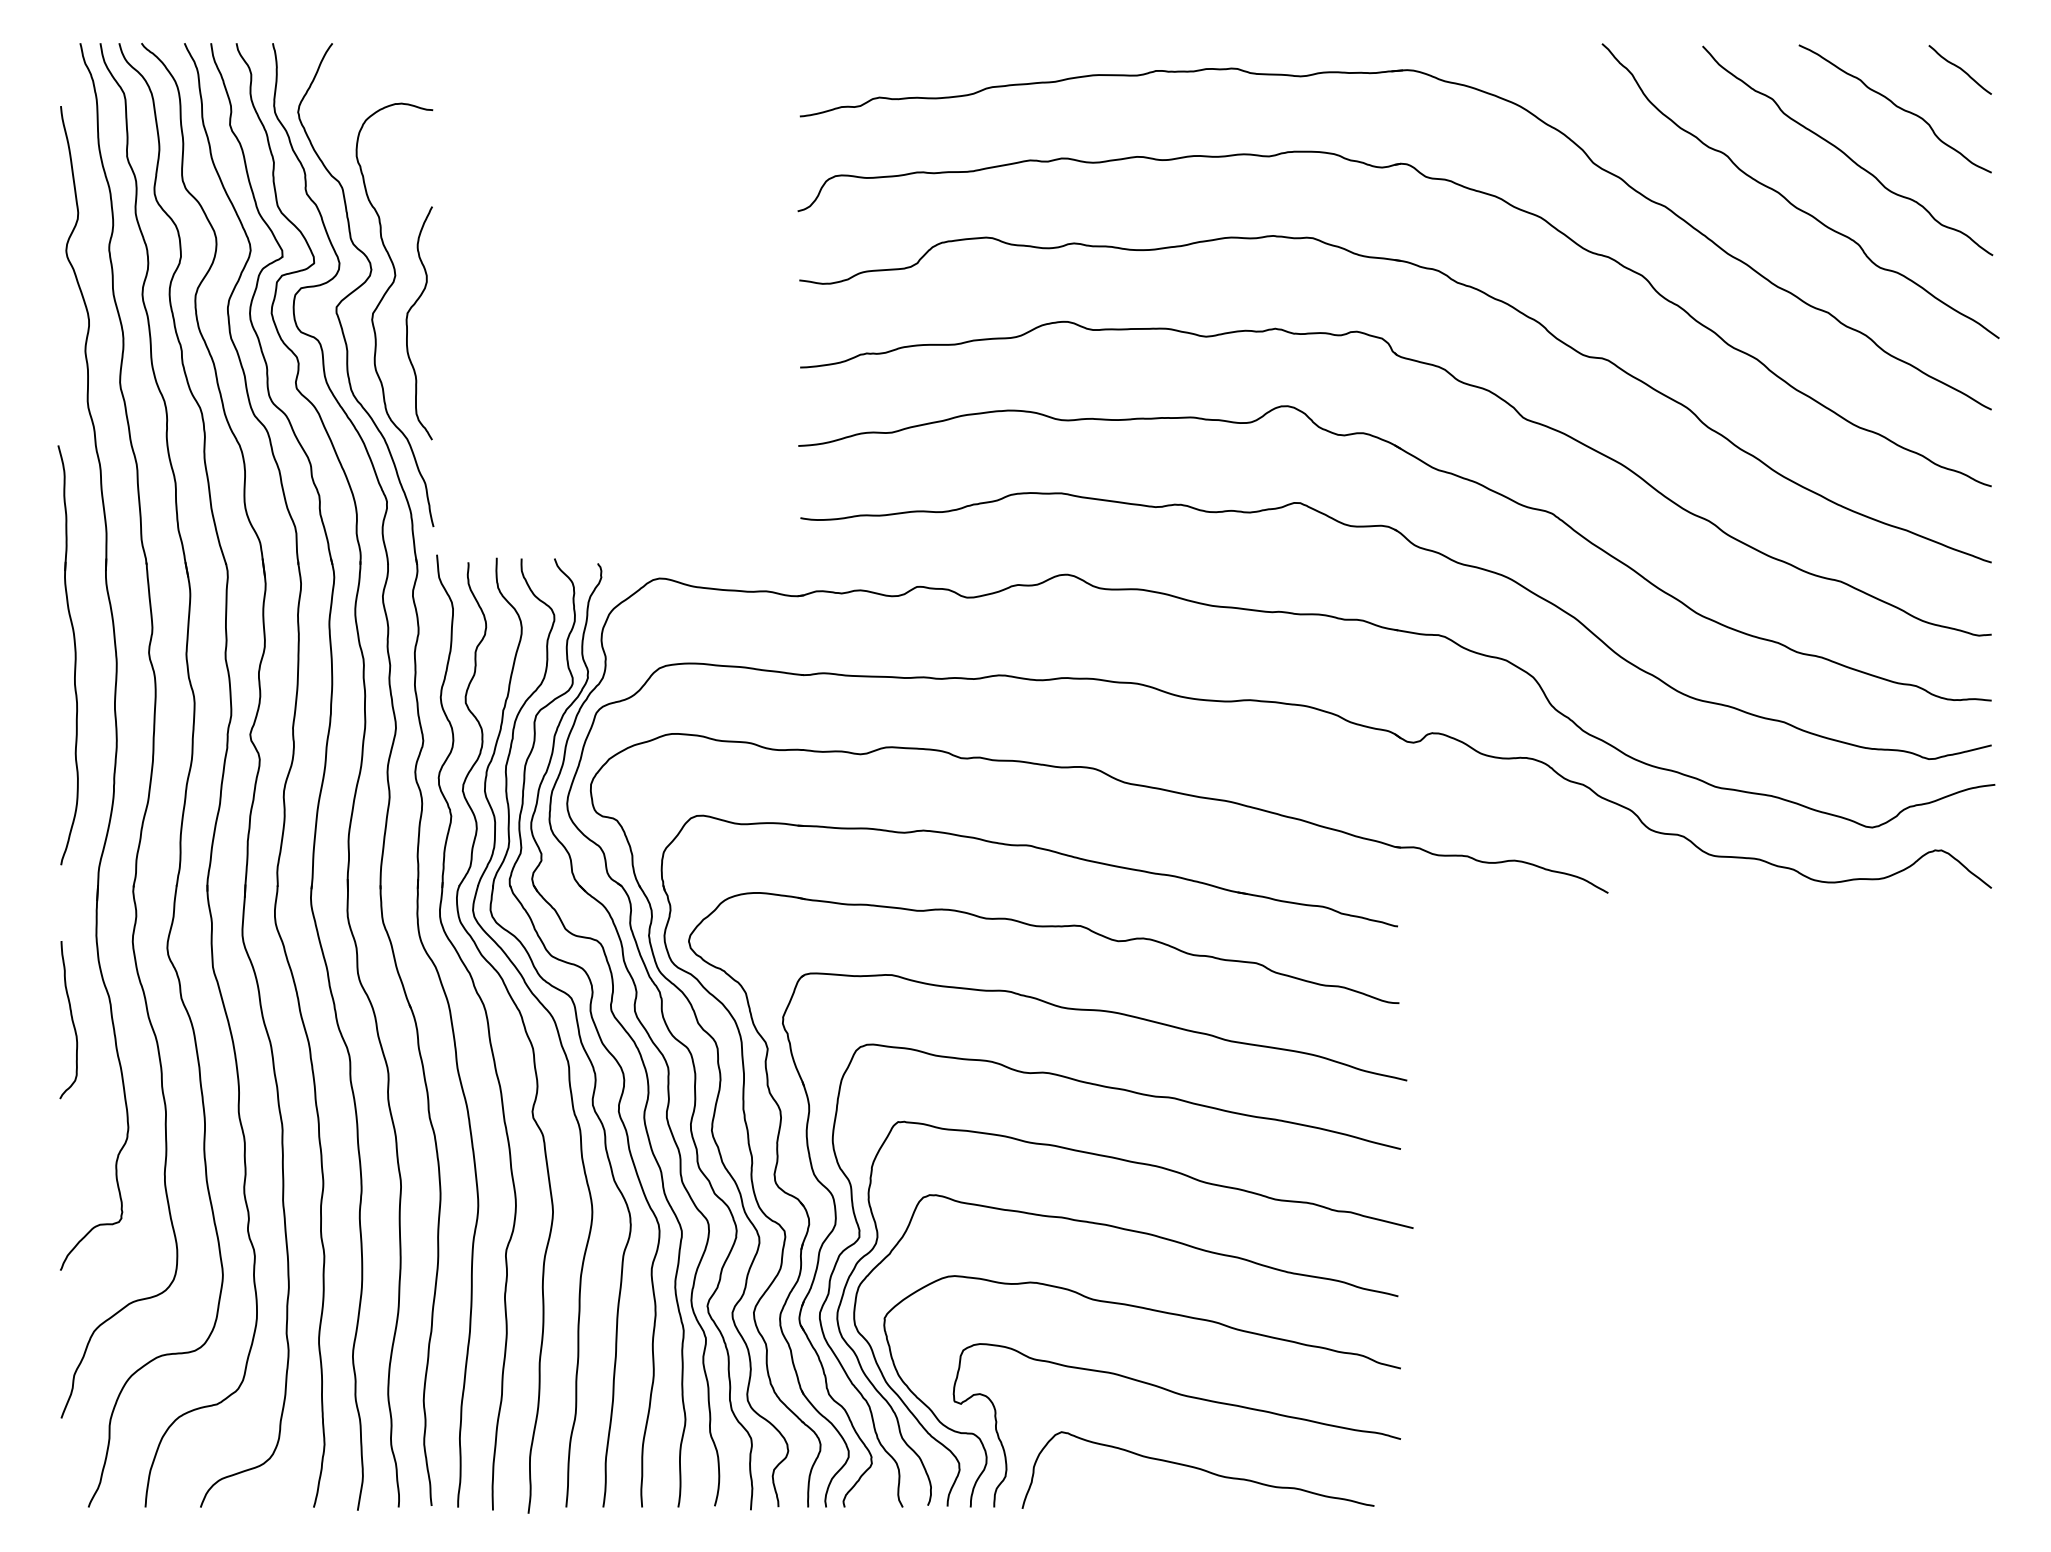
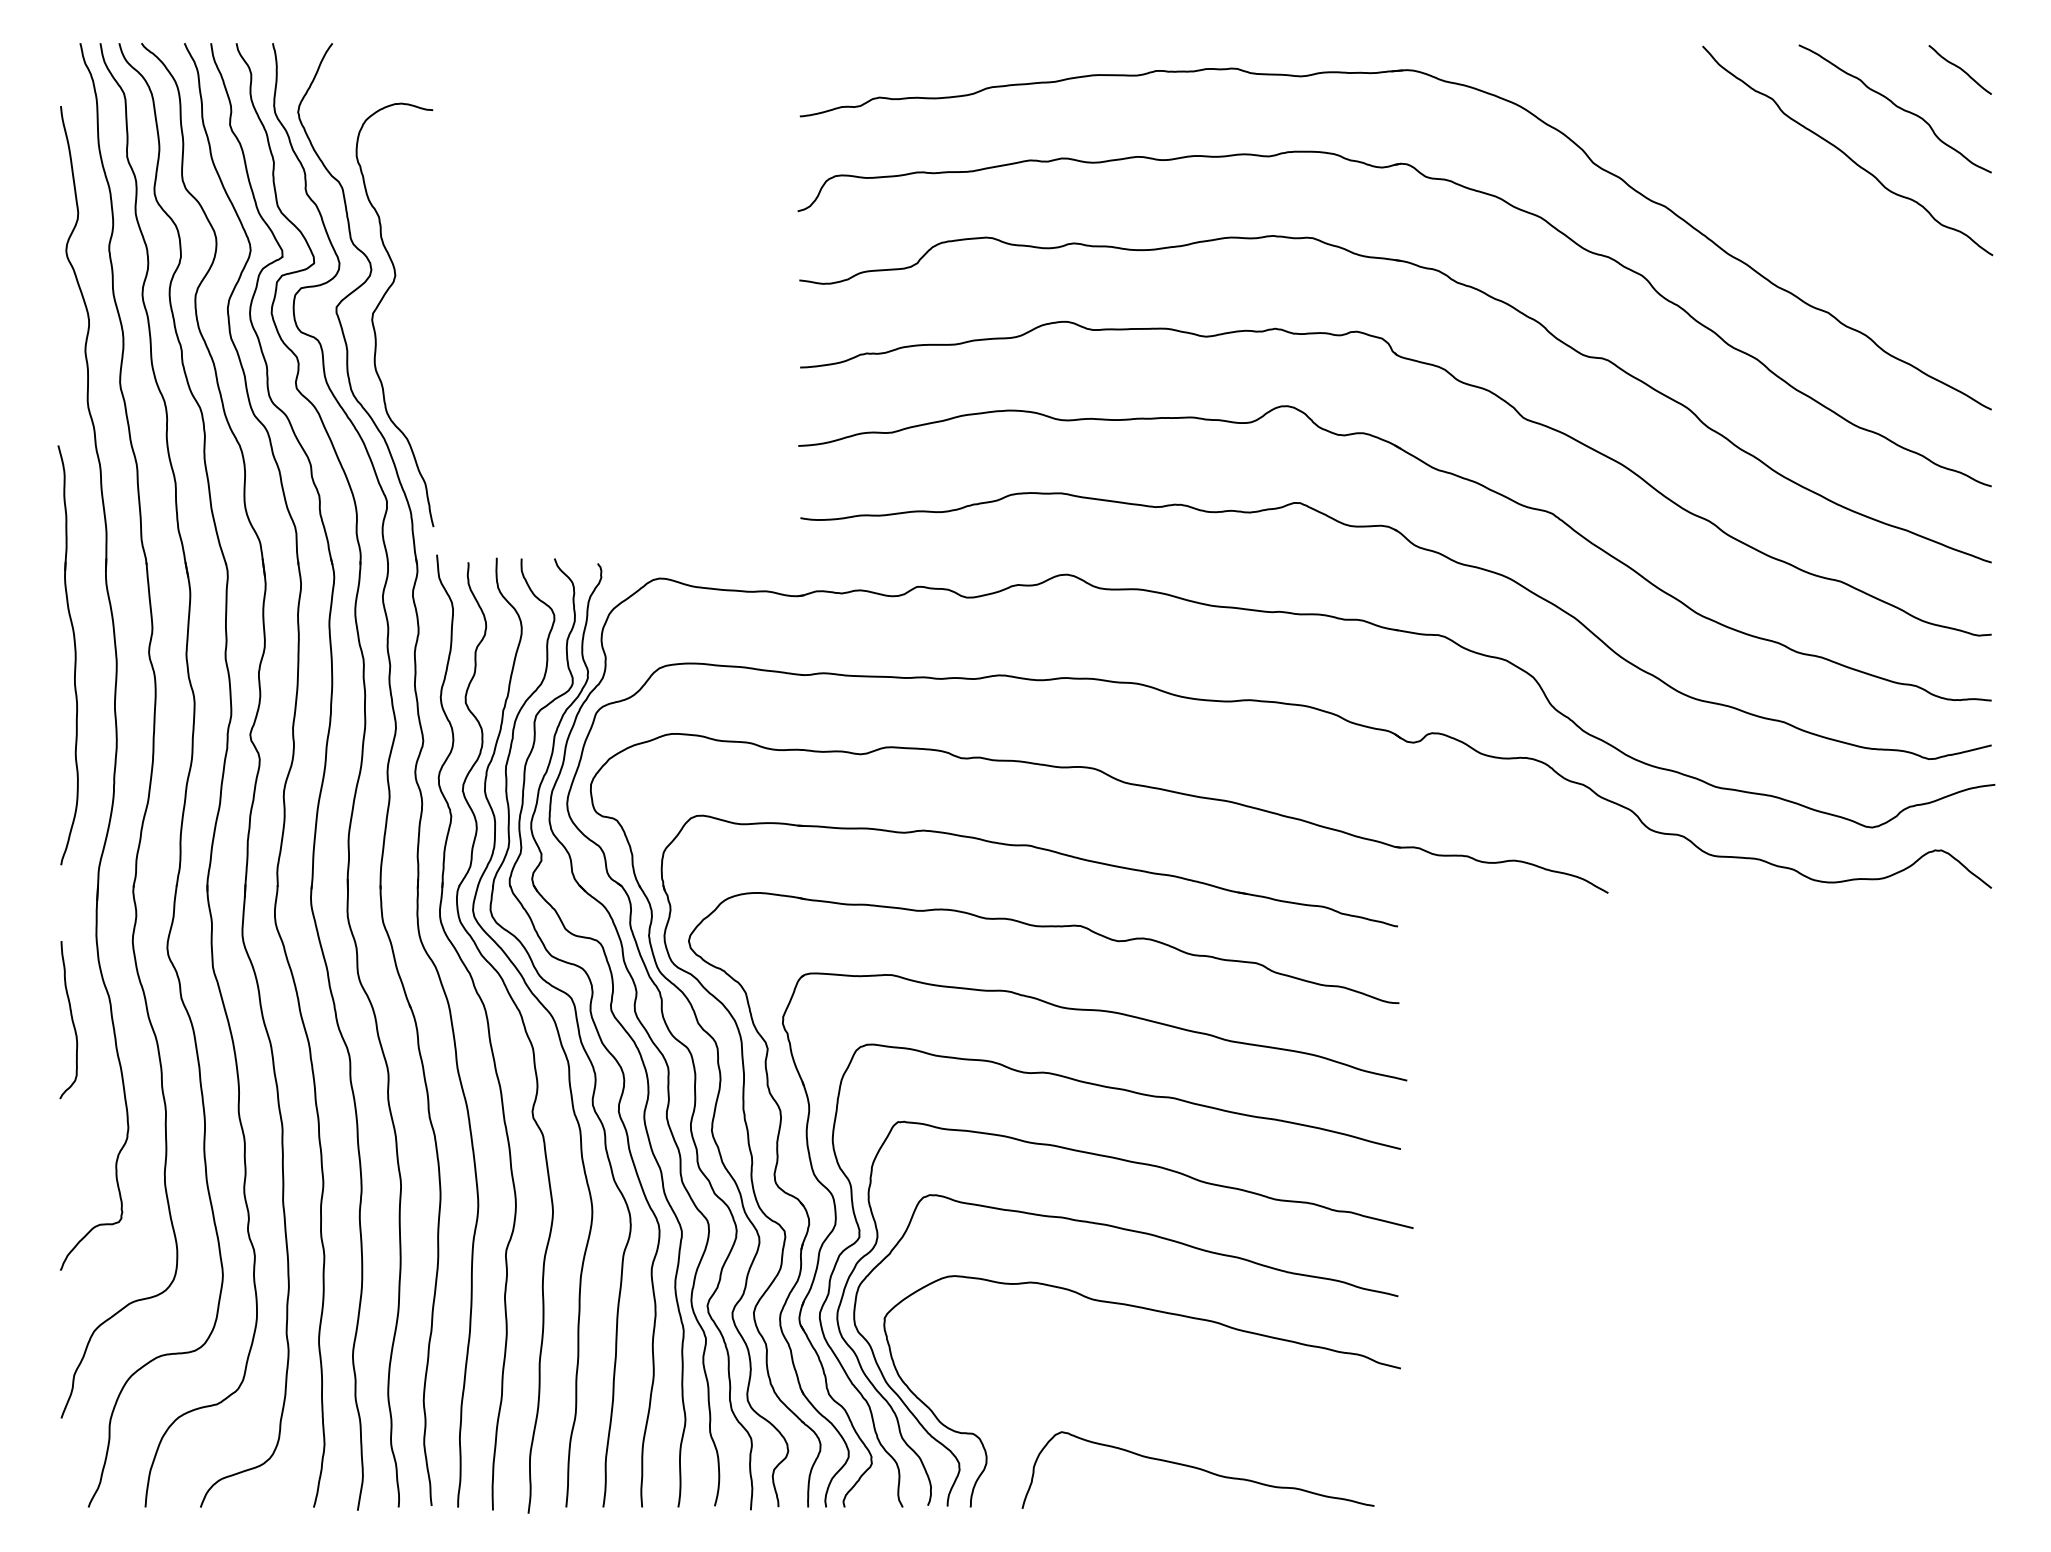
curve: present -> none (1790, 201)
curve: present -> none (407, 323)
curve: present -> none (1183, 1396)
